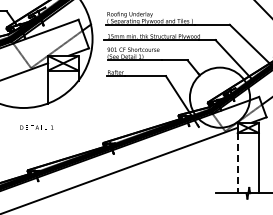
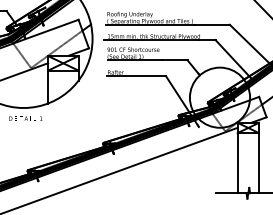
text position: (36, 127) -> (25, 118) (25, 118)
line: dashed -> solid (237, 163)
